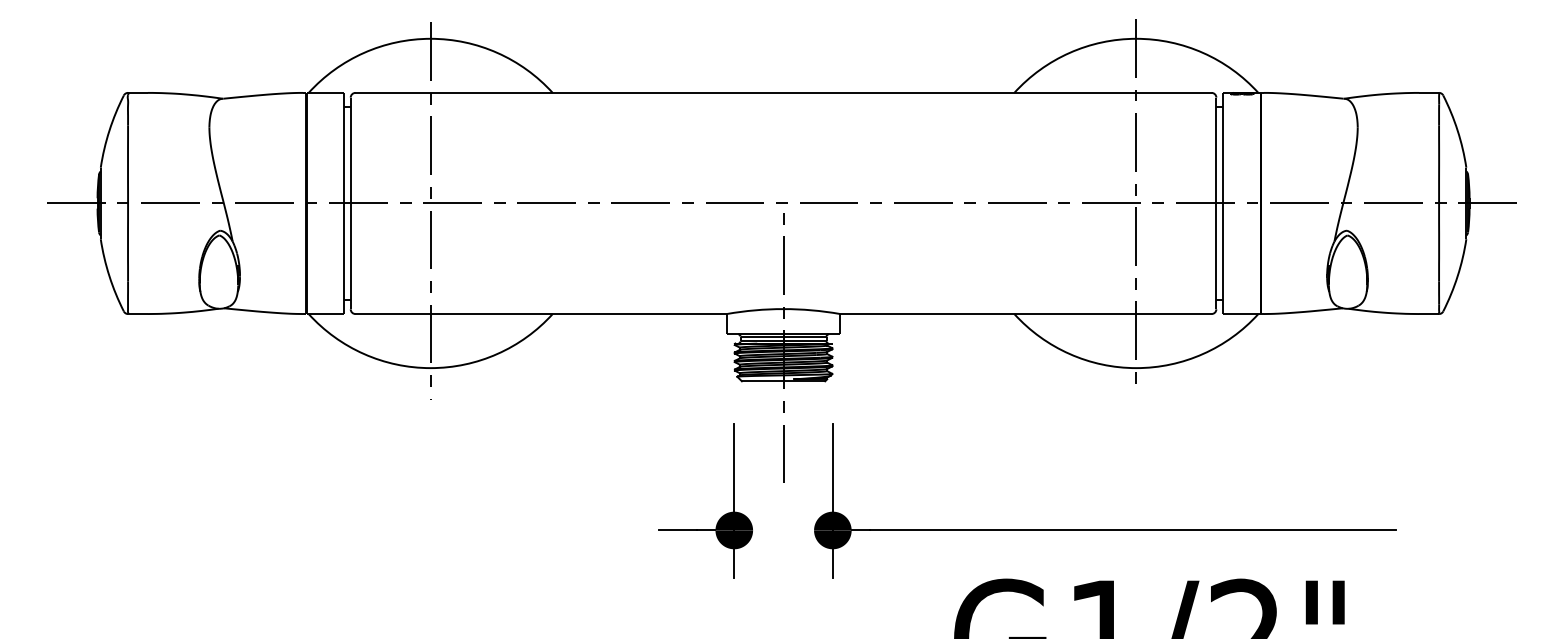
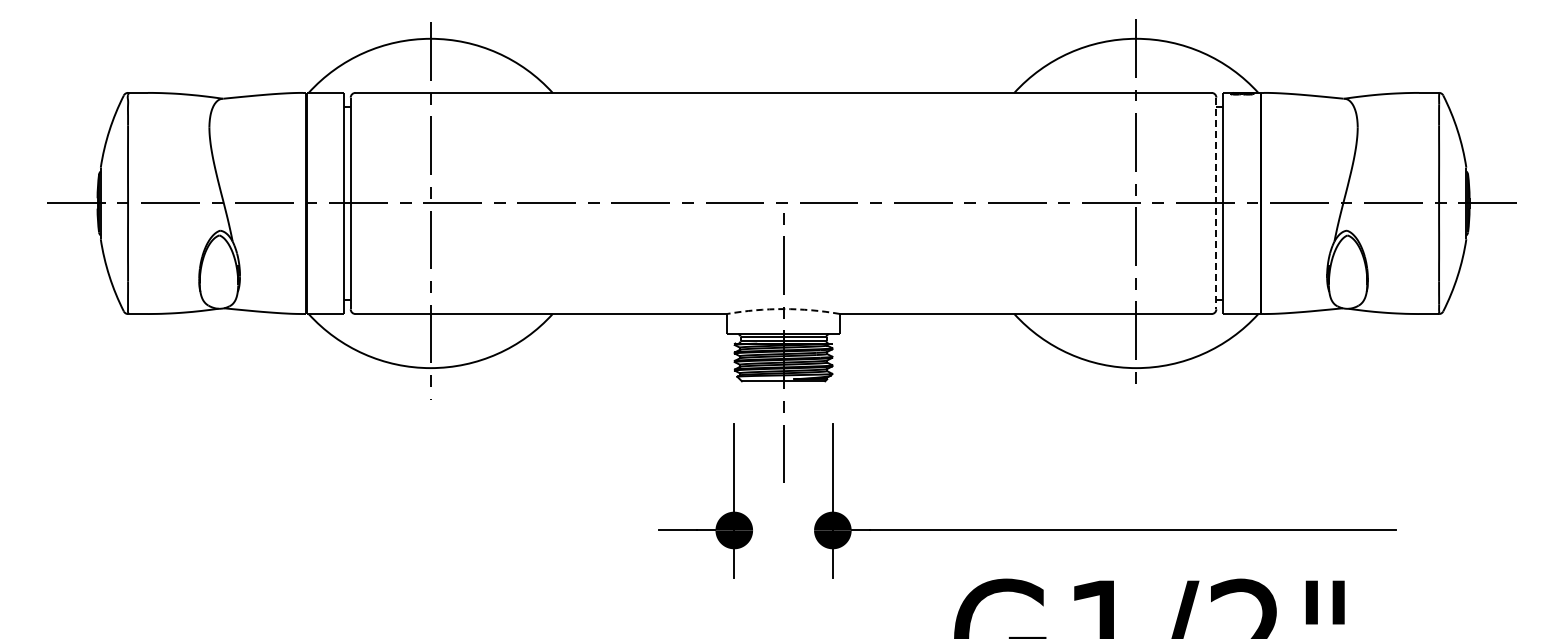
line: solid -> dashed (1216, 203)
arc: solid -> dashed (783, 309)
